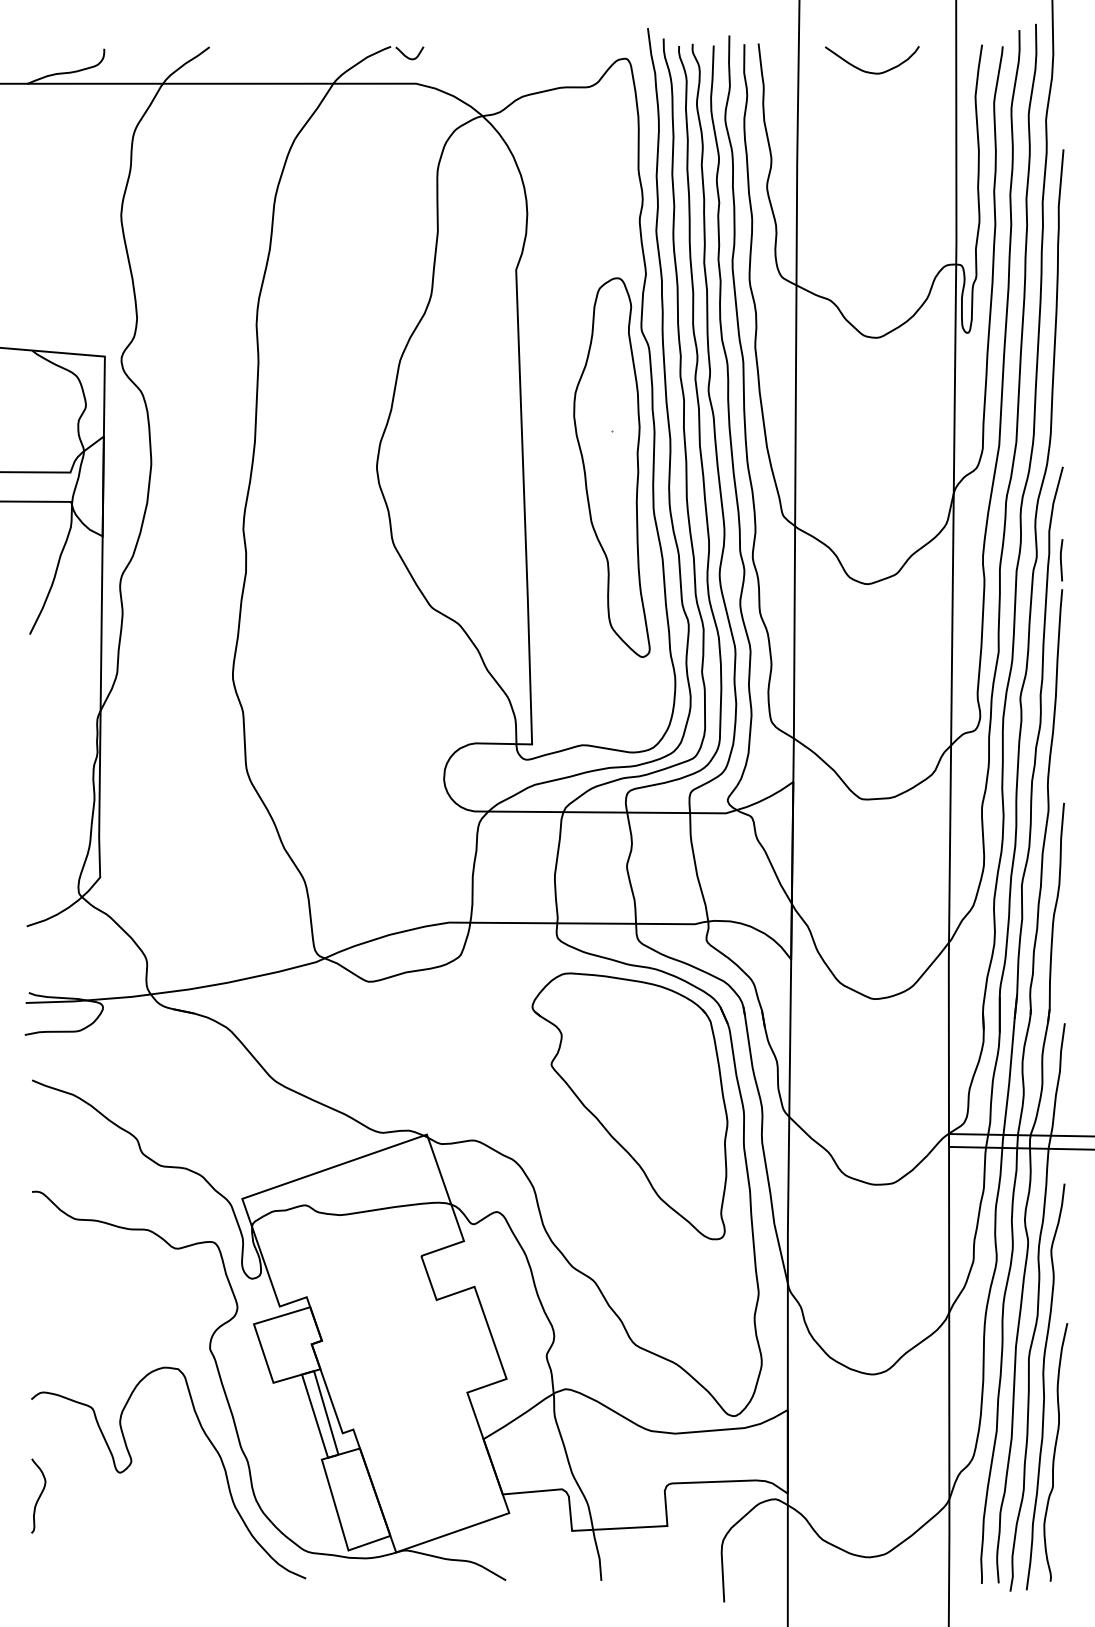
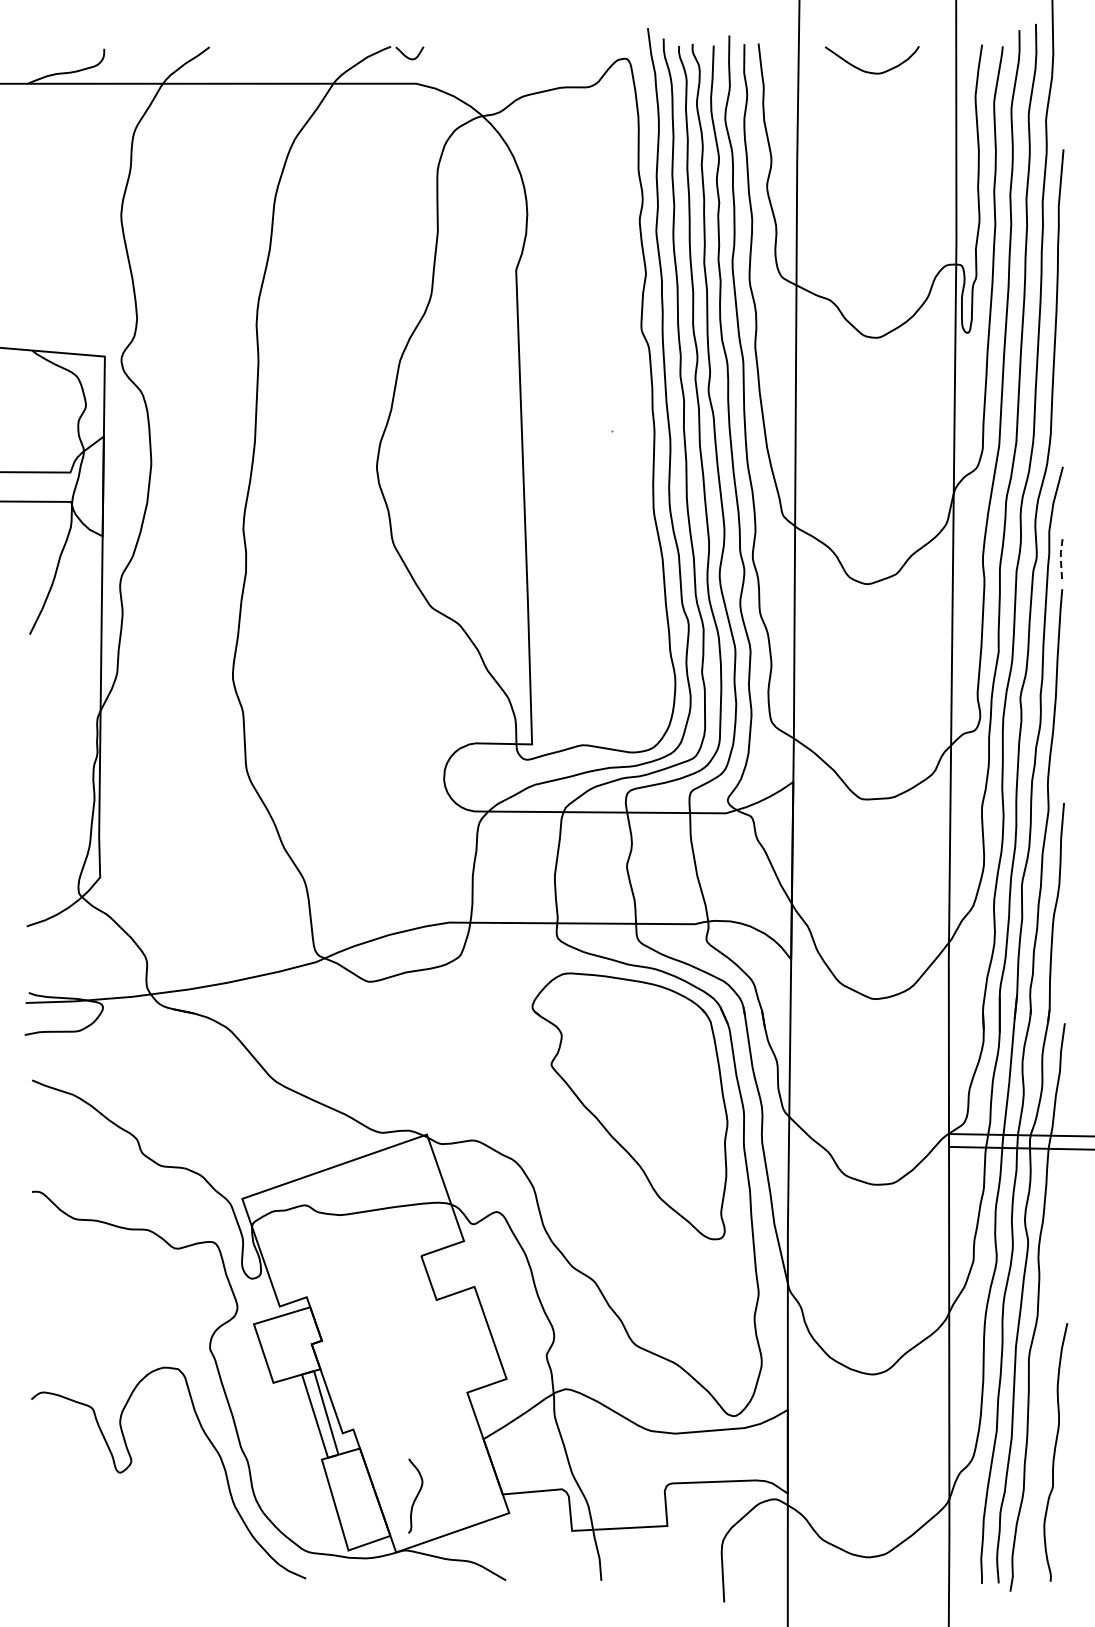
part: present -> none (611, 467)
line: solid -> dashed (1060, 558)
curve: present -> none (1044, 1386)
curve position: (39, 1495) -> (416, 1495) (416, 1495)
